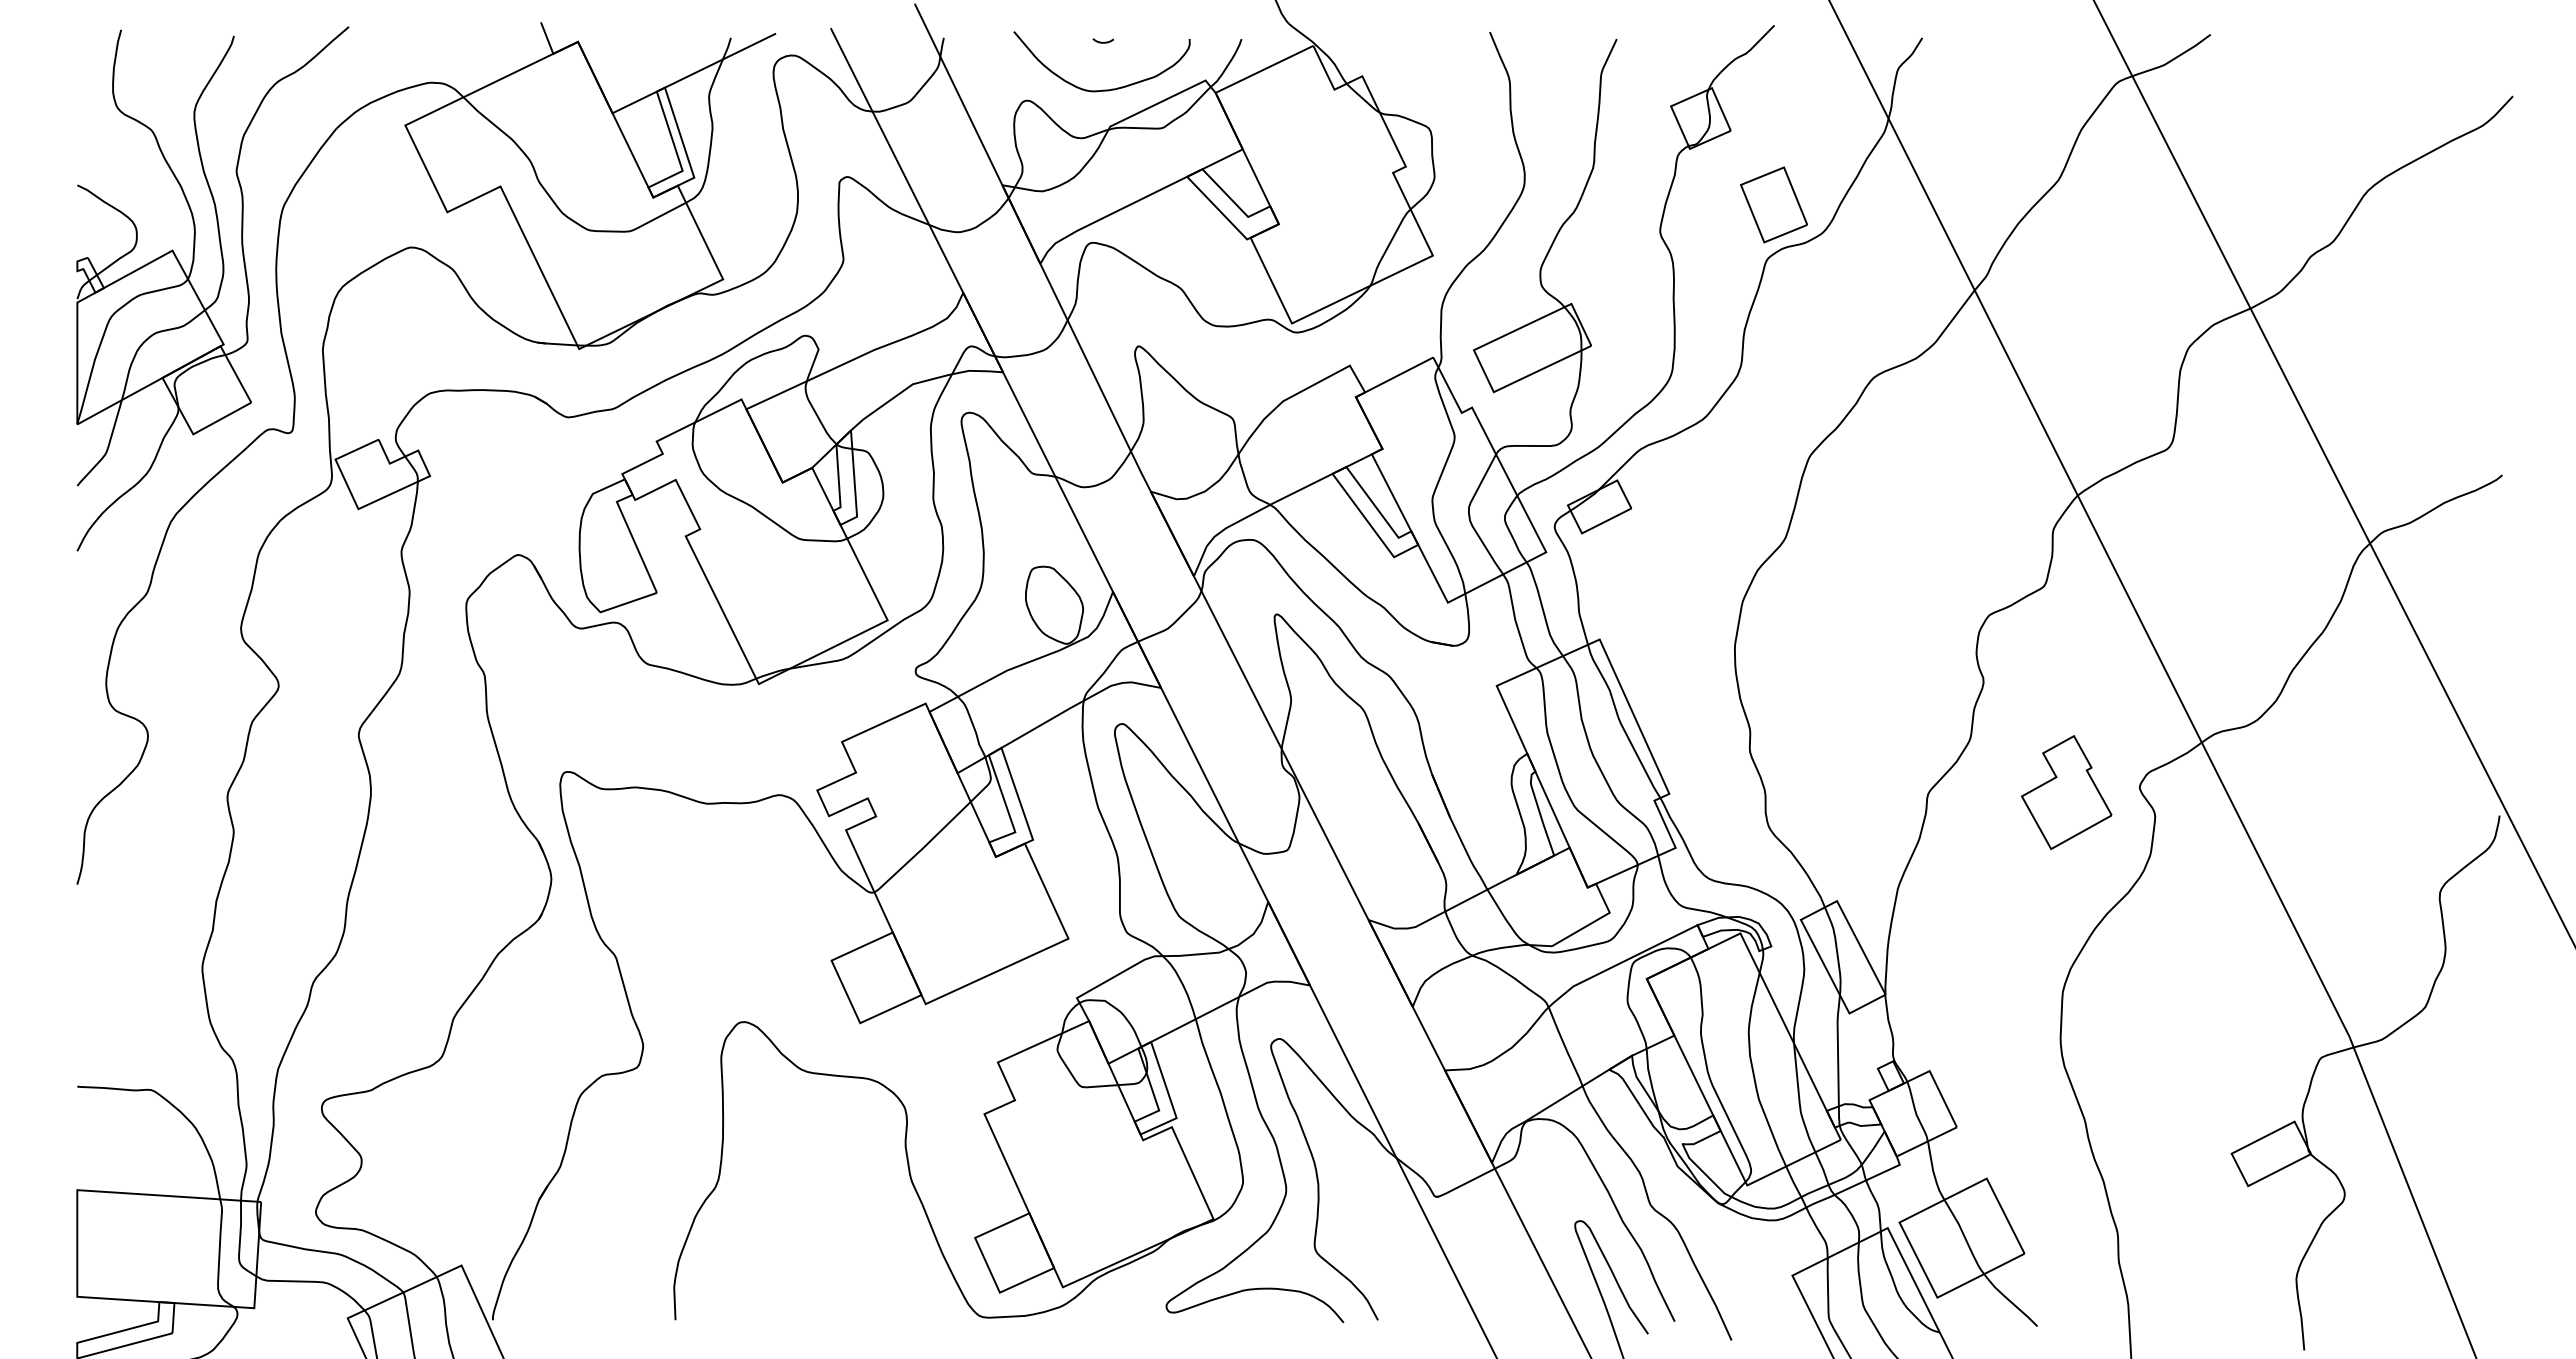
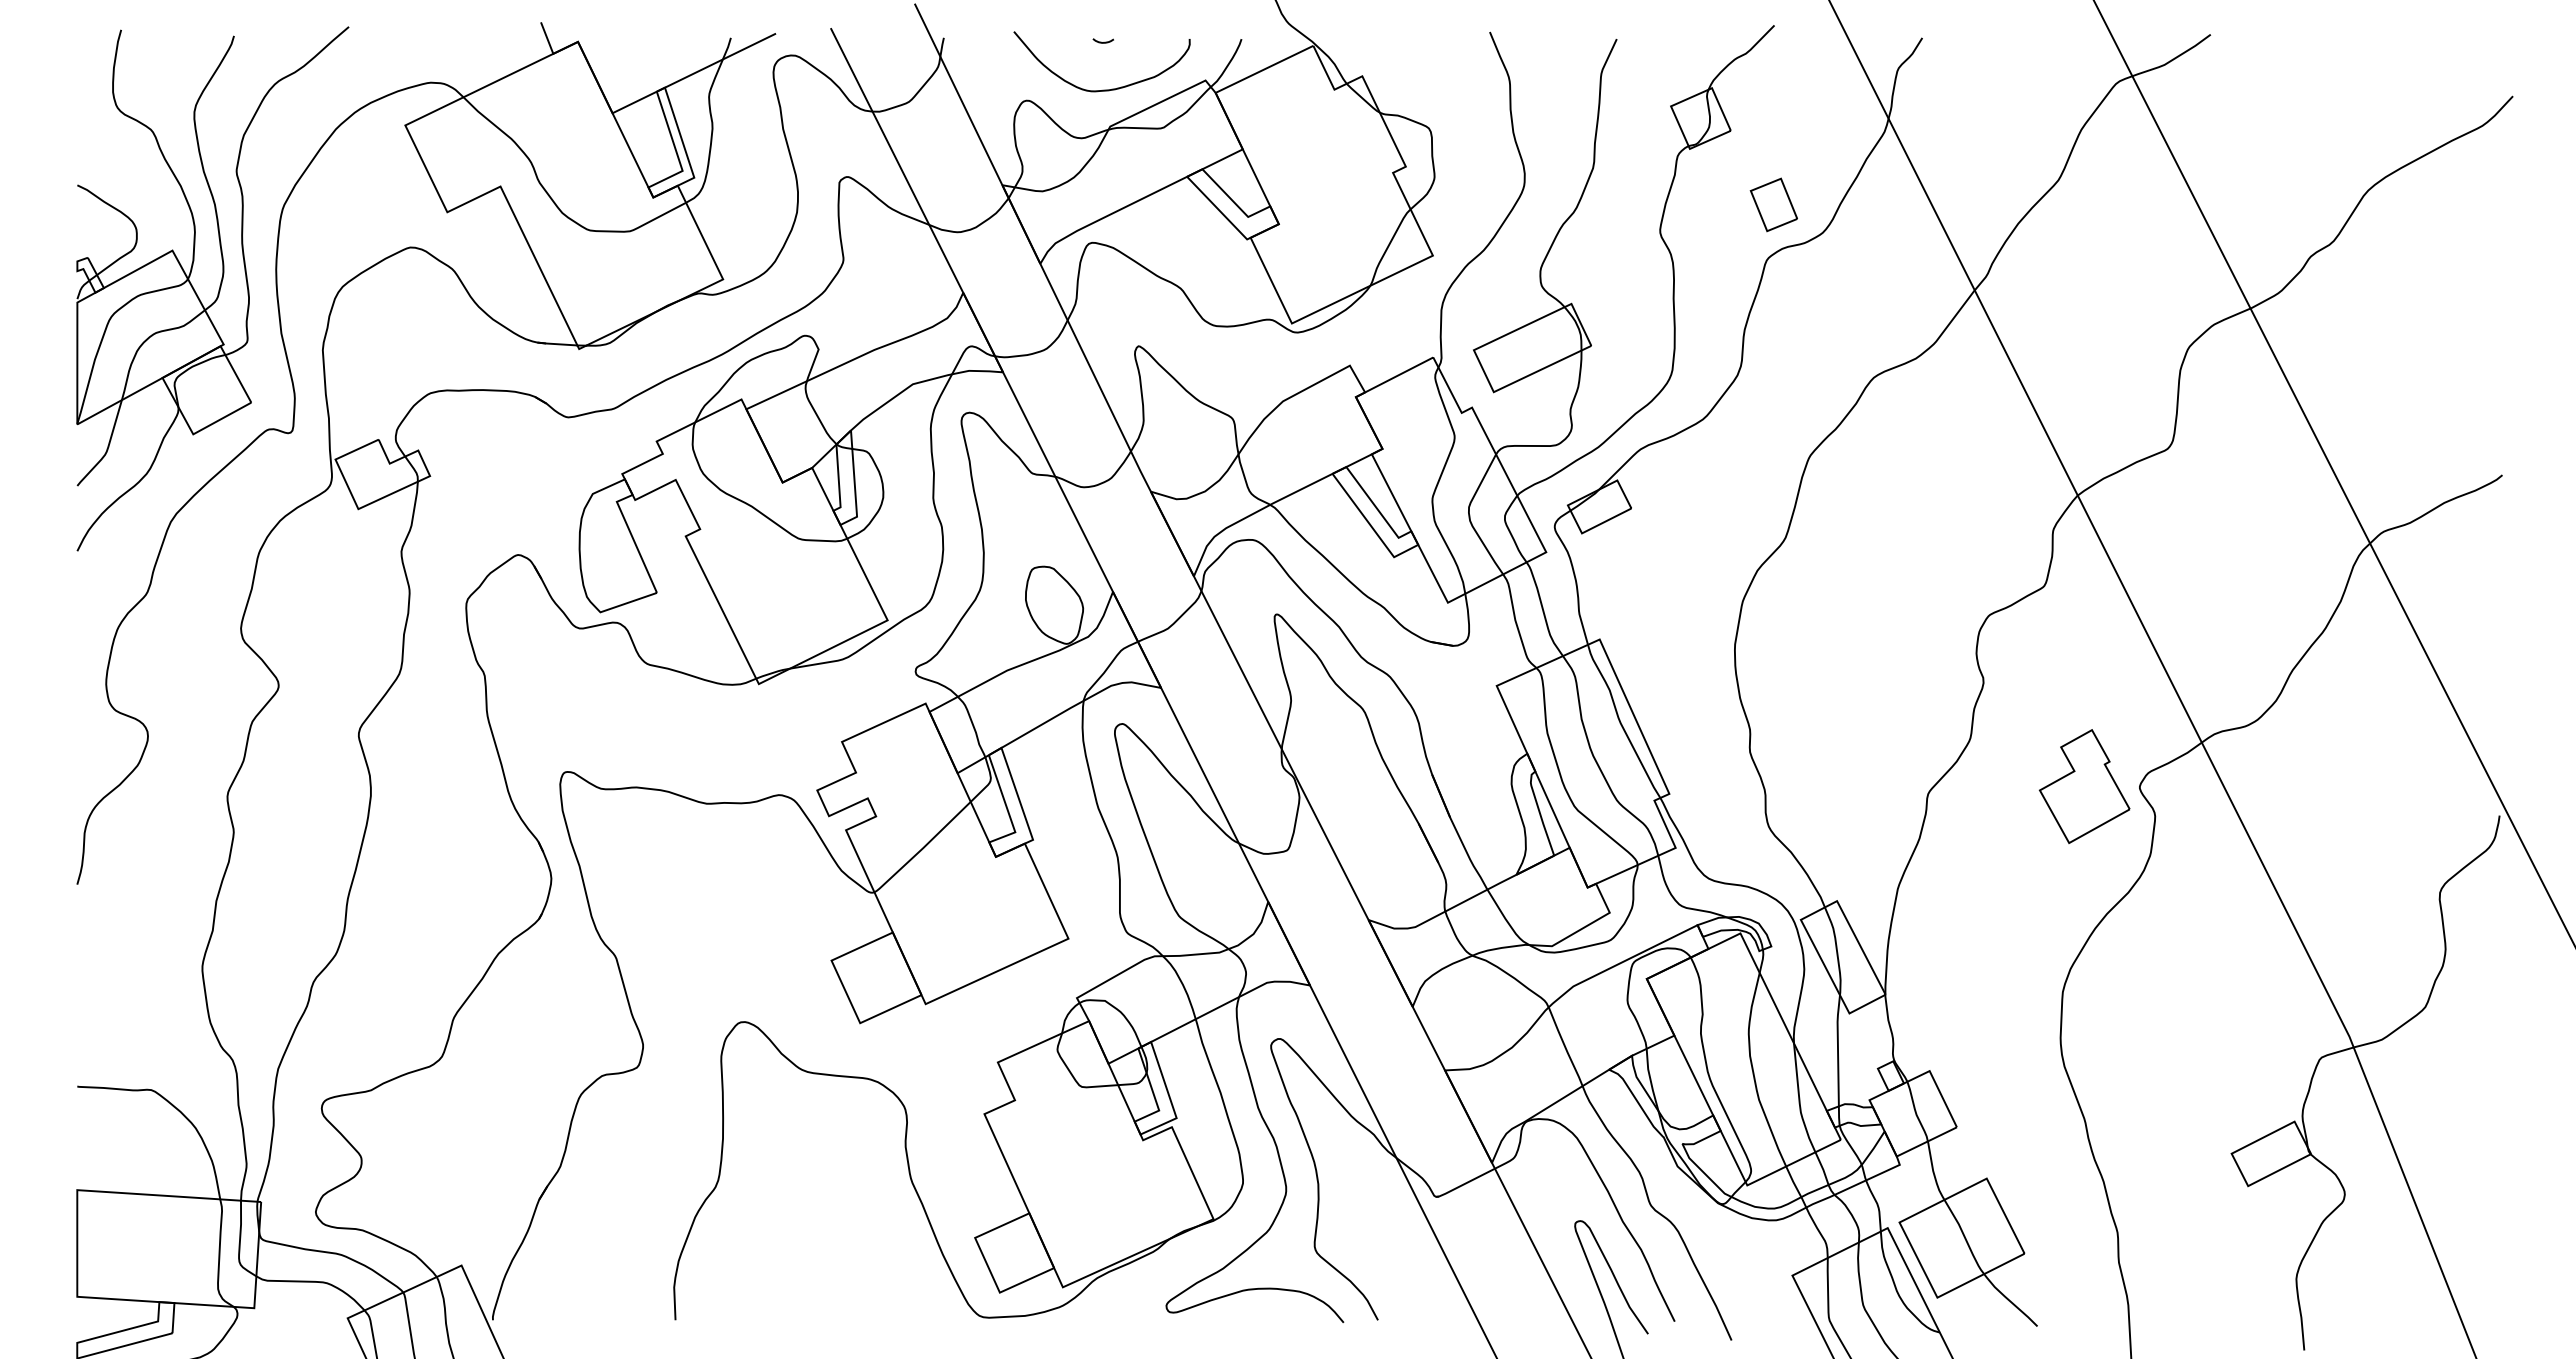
part size: 68x78 px -> 49x56 px (1773, 204)
part position: (2066, 792) -> (2084, 786) (2084, 786)
